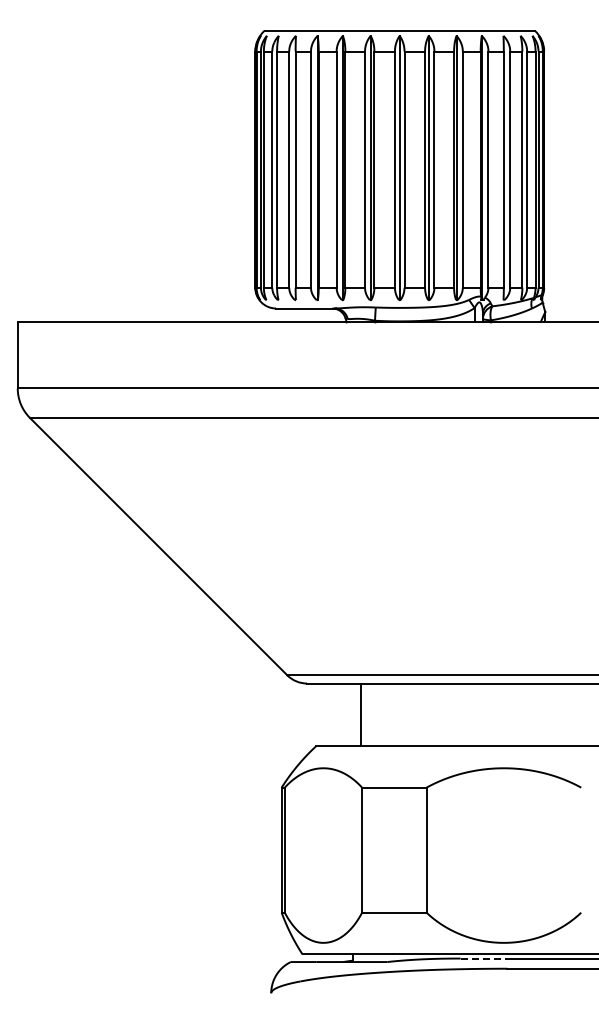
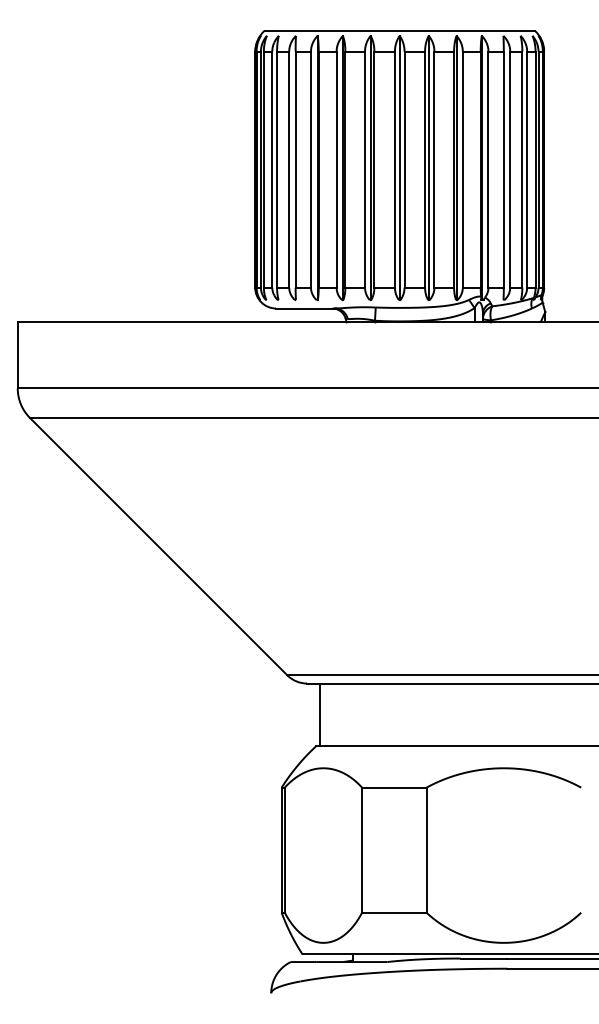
line position: (361, 714) -> (320, 714) (320, 714)
line: dashed -> solid (484, 958)
